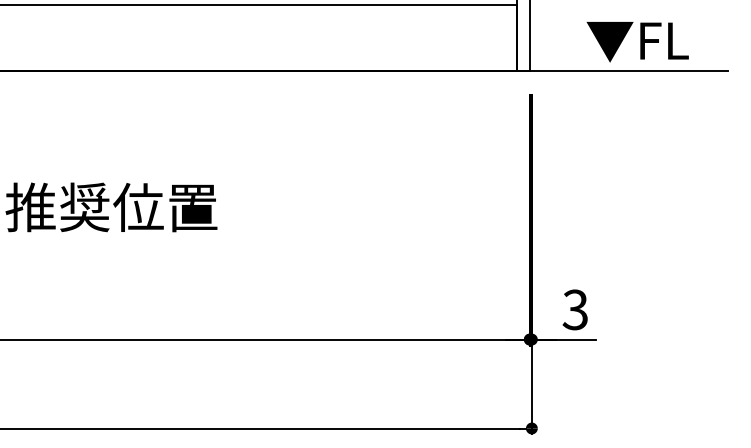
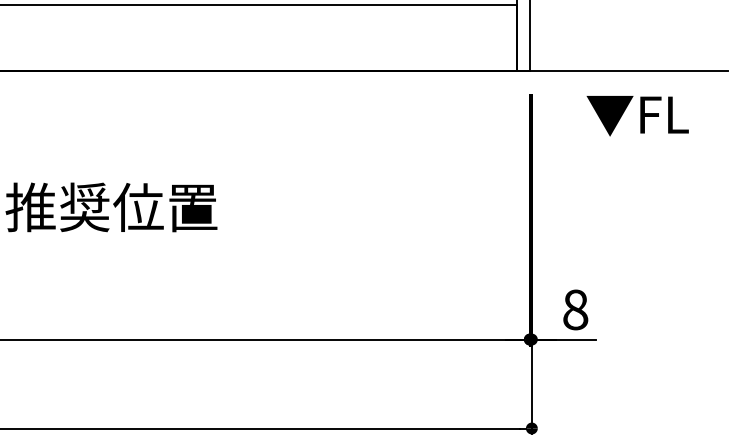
text position: (637, 42) -> (637, 116) (637, 116)
text: 3 -> 8 (575, 309)
